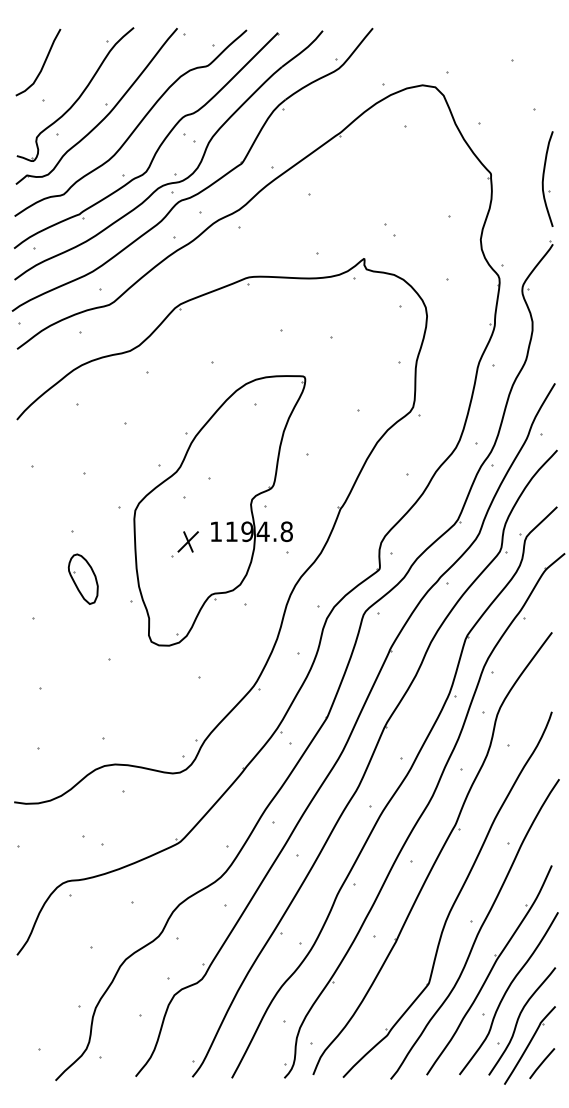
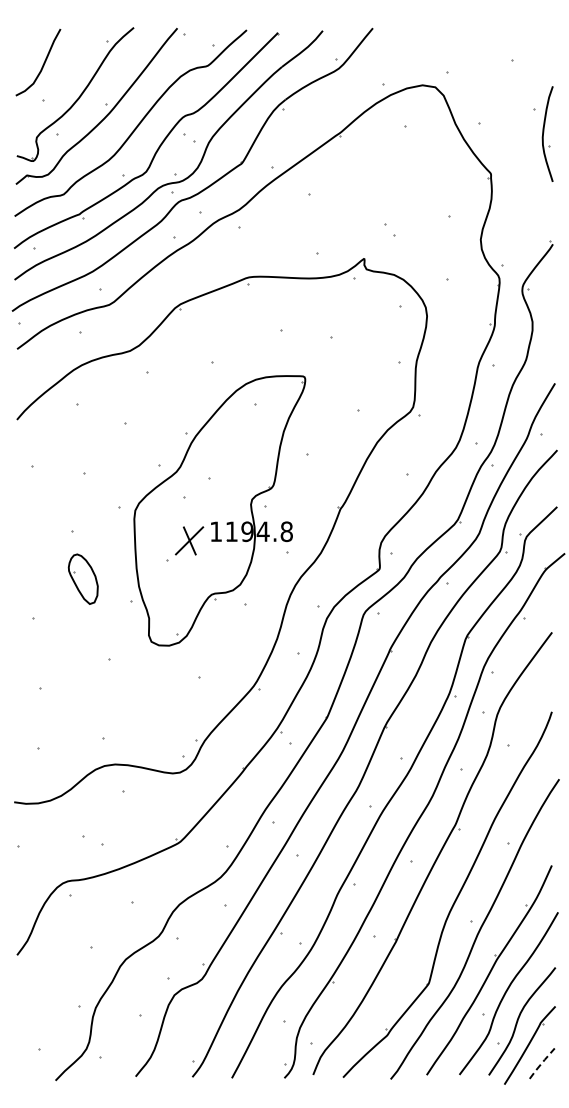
part position: (547, 178) -> (547, 133) (547, 133)
part size: 28x27 px -> 39x36 px (185, 543)
line: solid -> dashed (541, 1063)
